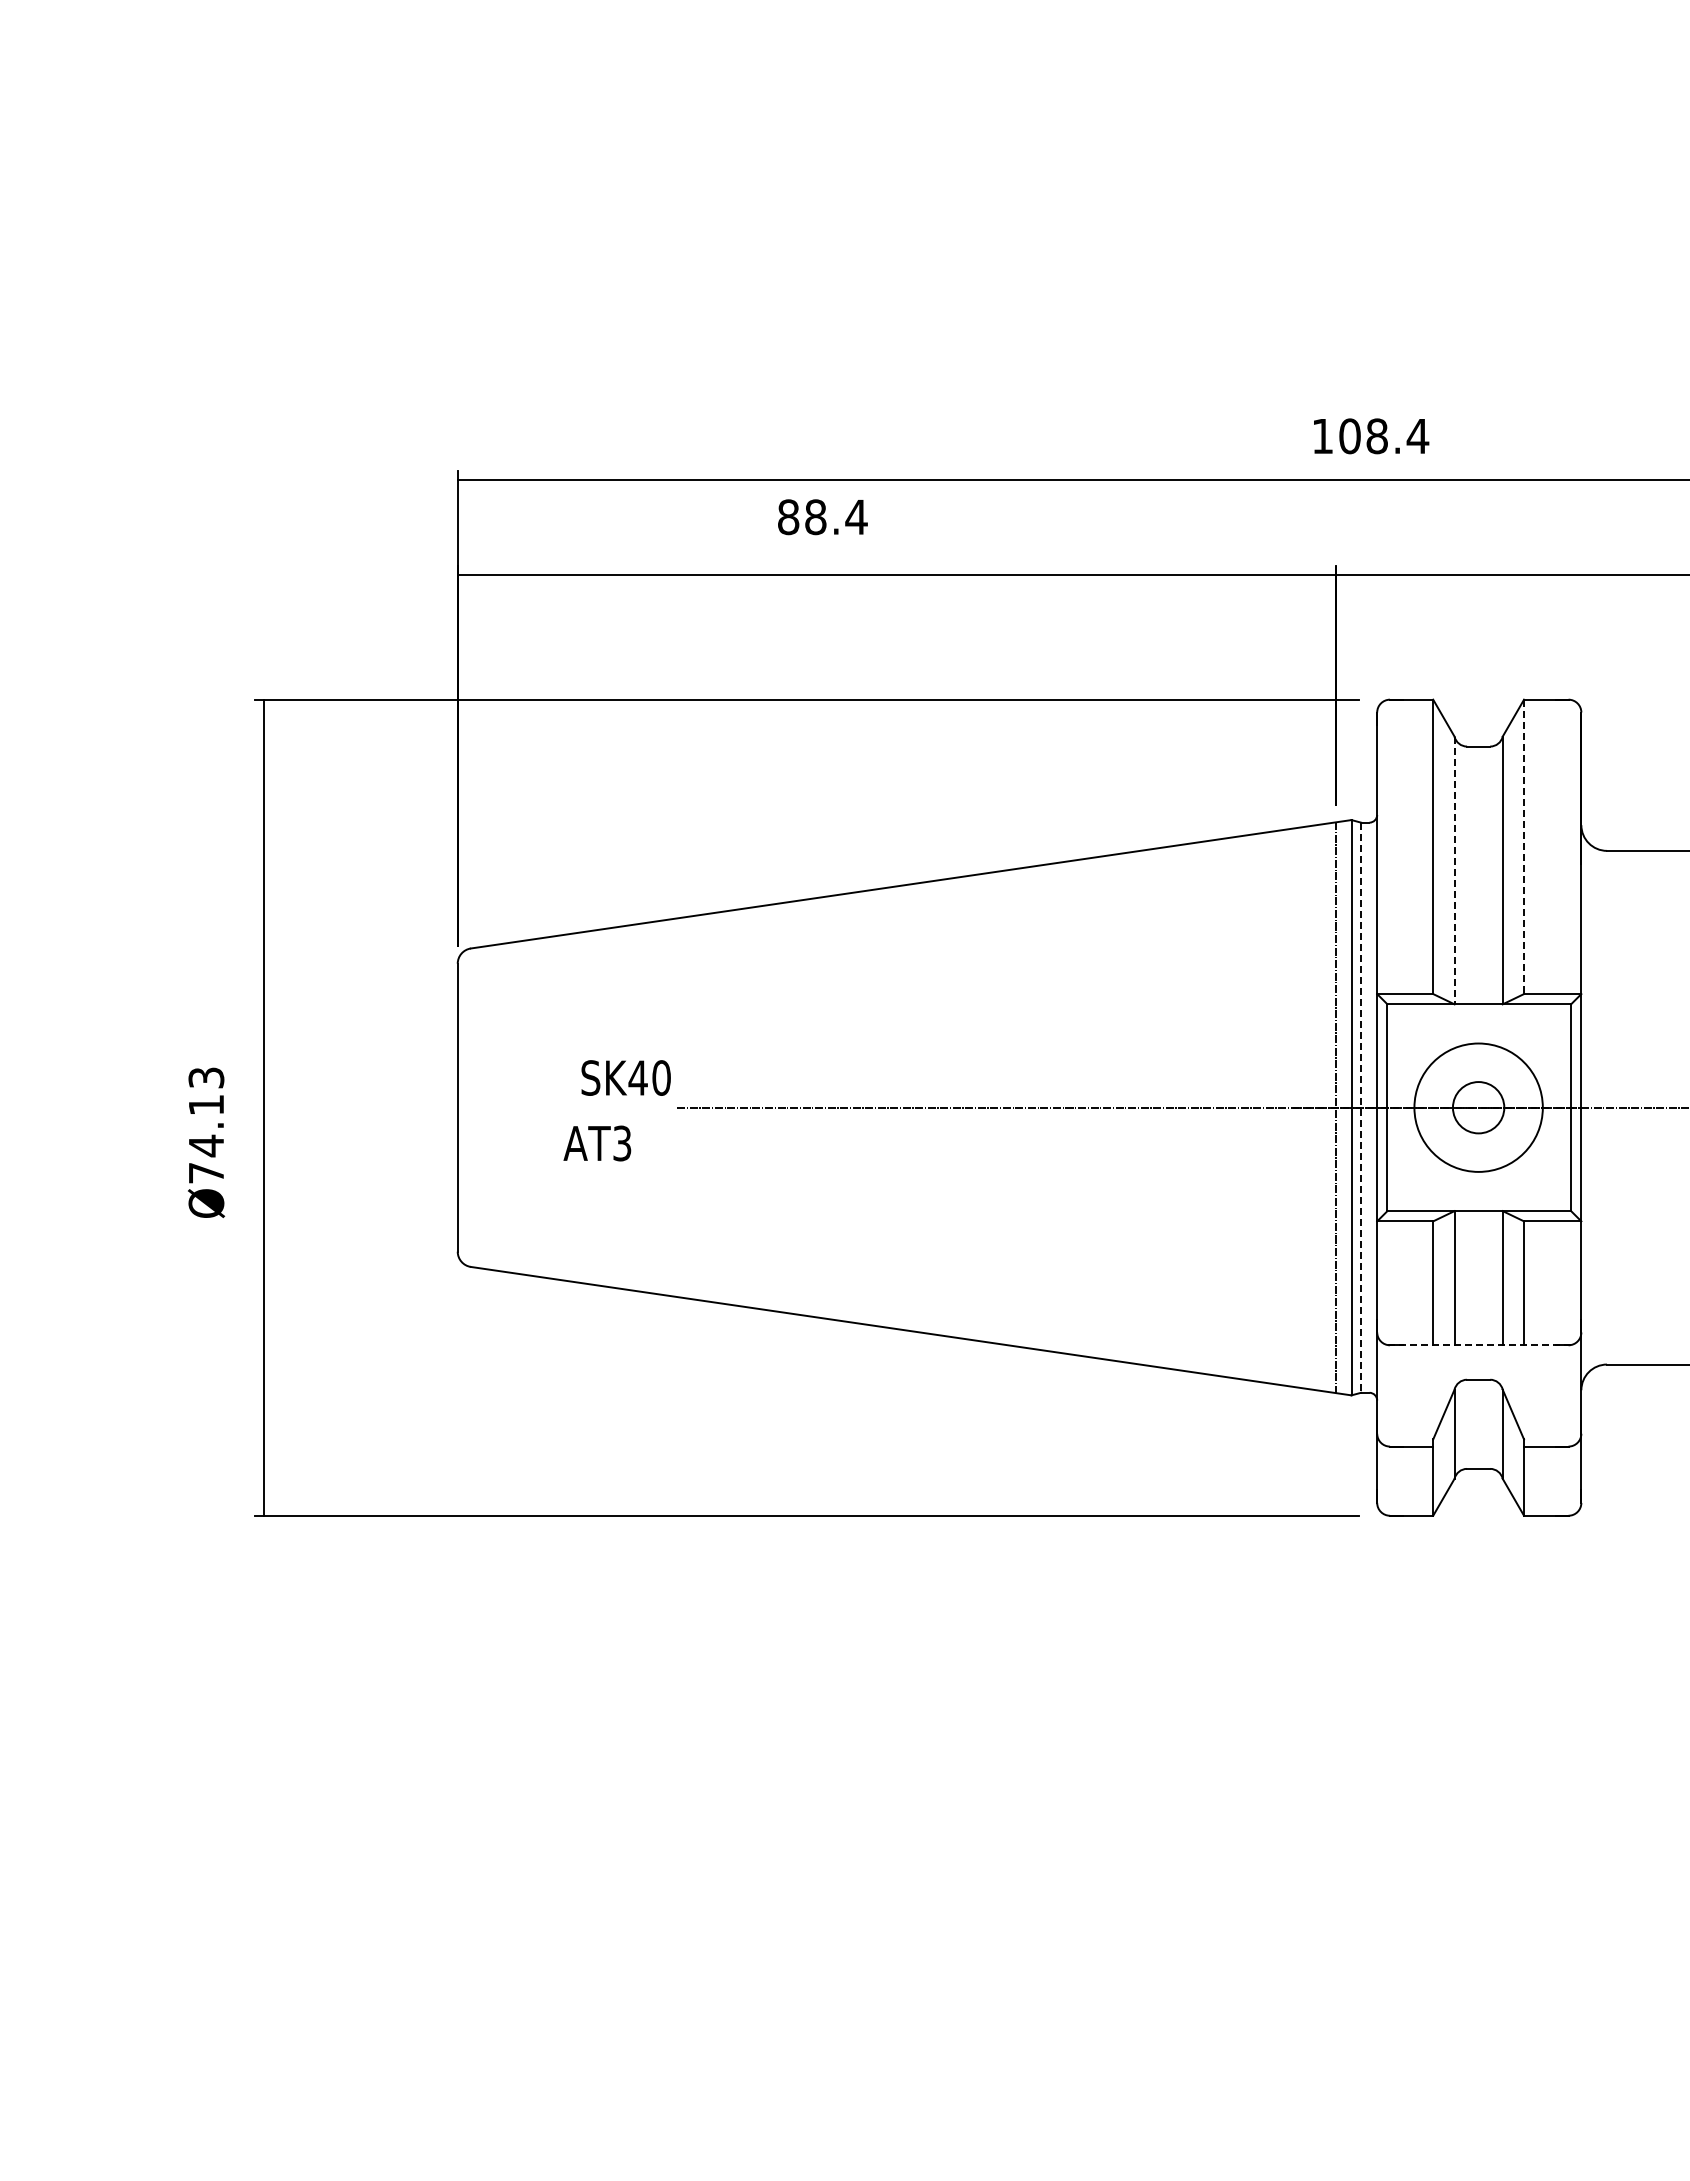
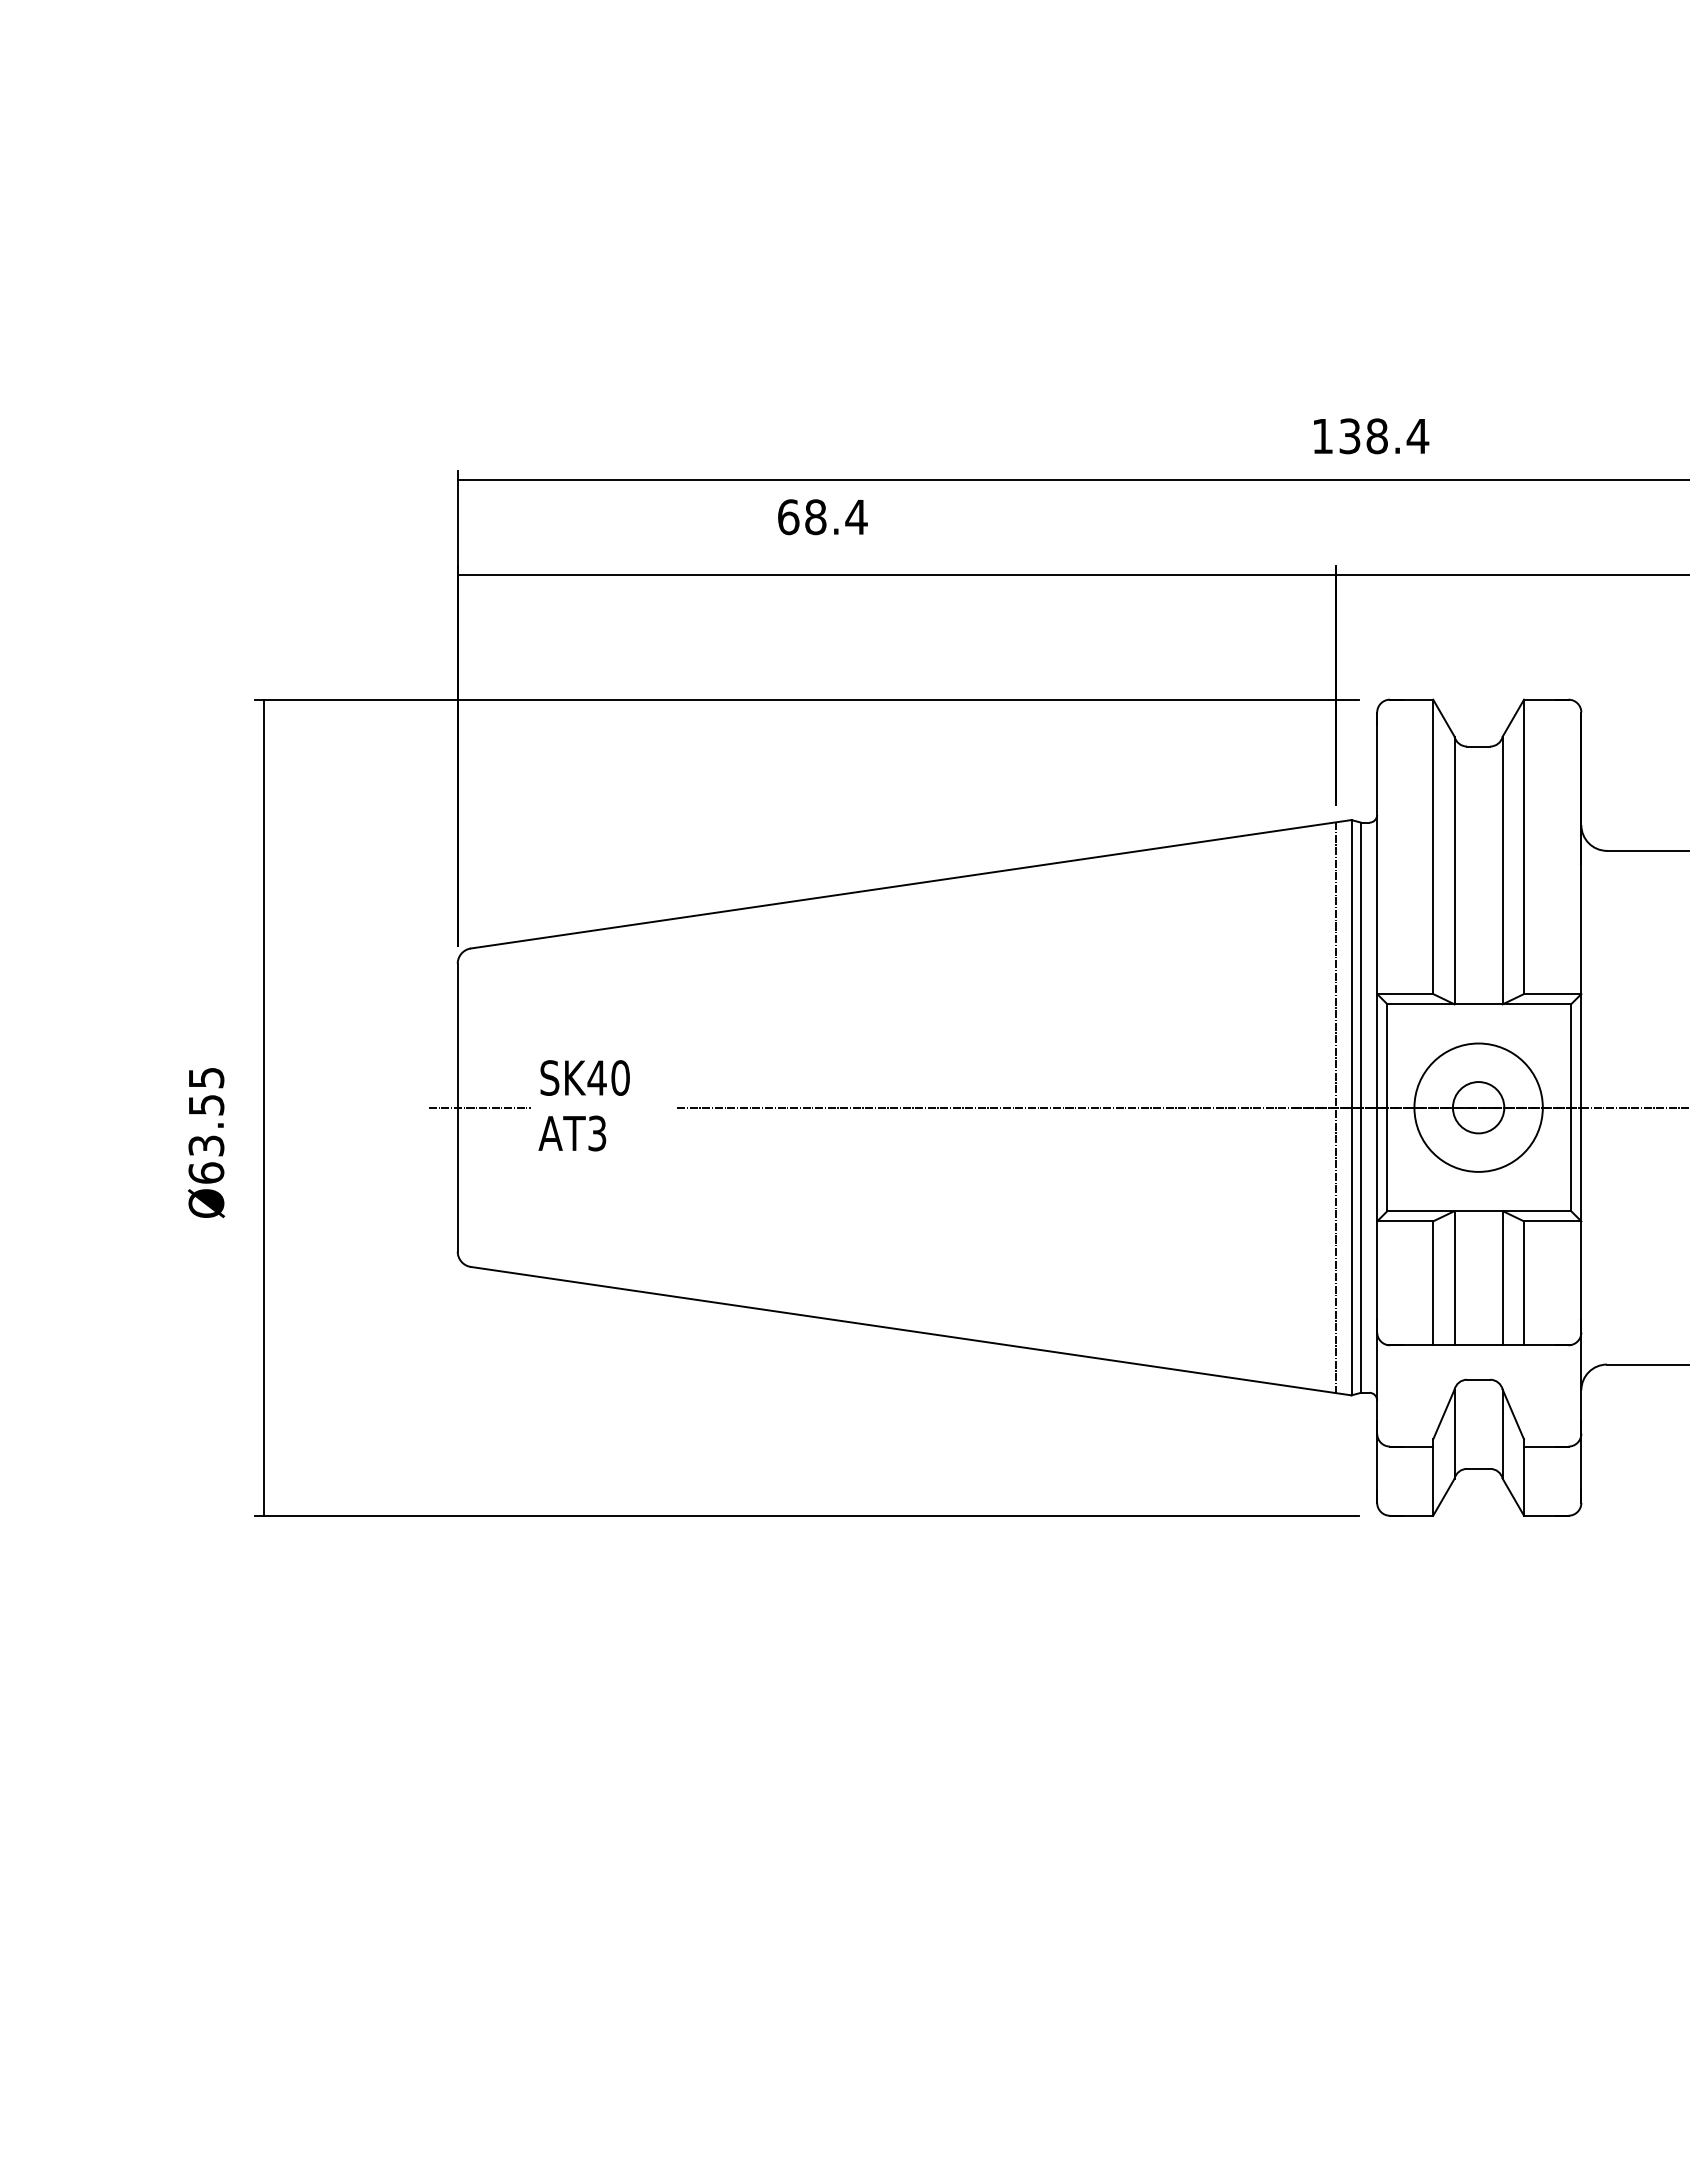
text: 108.4 -> 138.4 (1349, 436)
text: 88.4 -> 68.4 (788, 516)
line: dashed -> solid (1524, 847)
line: dashed -> solid (1454, 870)
text position: (625, 1077) -> (584, 1077) (584, 1077)
line: none -> present (479, 1107)
line: dashed -> solid (1361, 1108)
text: Ø74.13 -> Ø63.55 (206, 1125)
text position: (597, 1143) -> (572, 1133) (572, 1133)
line: dashed -> solid (1479, 1345)
